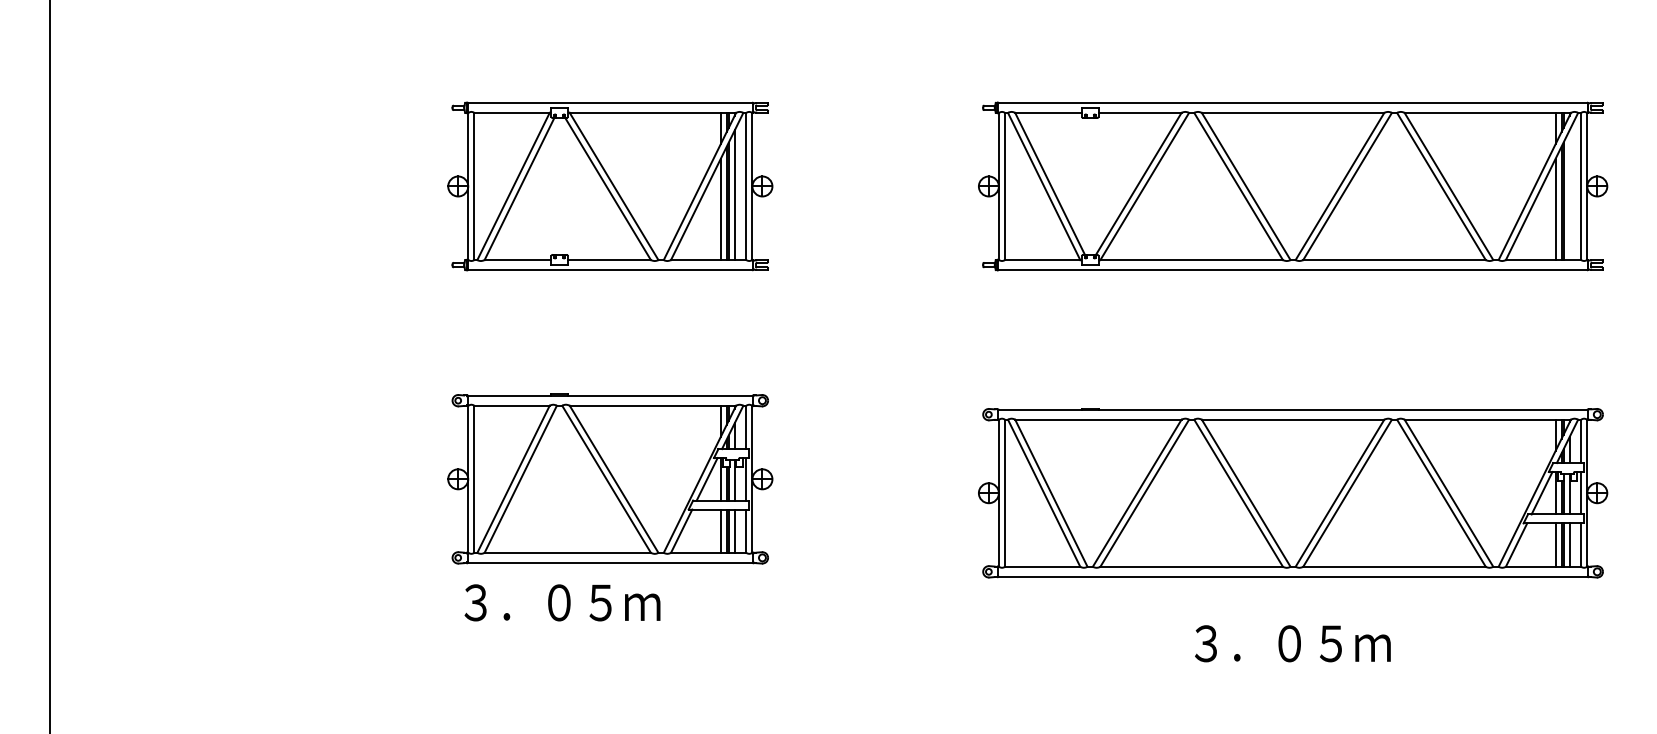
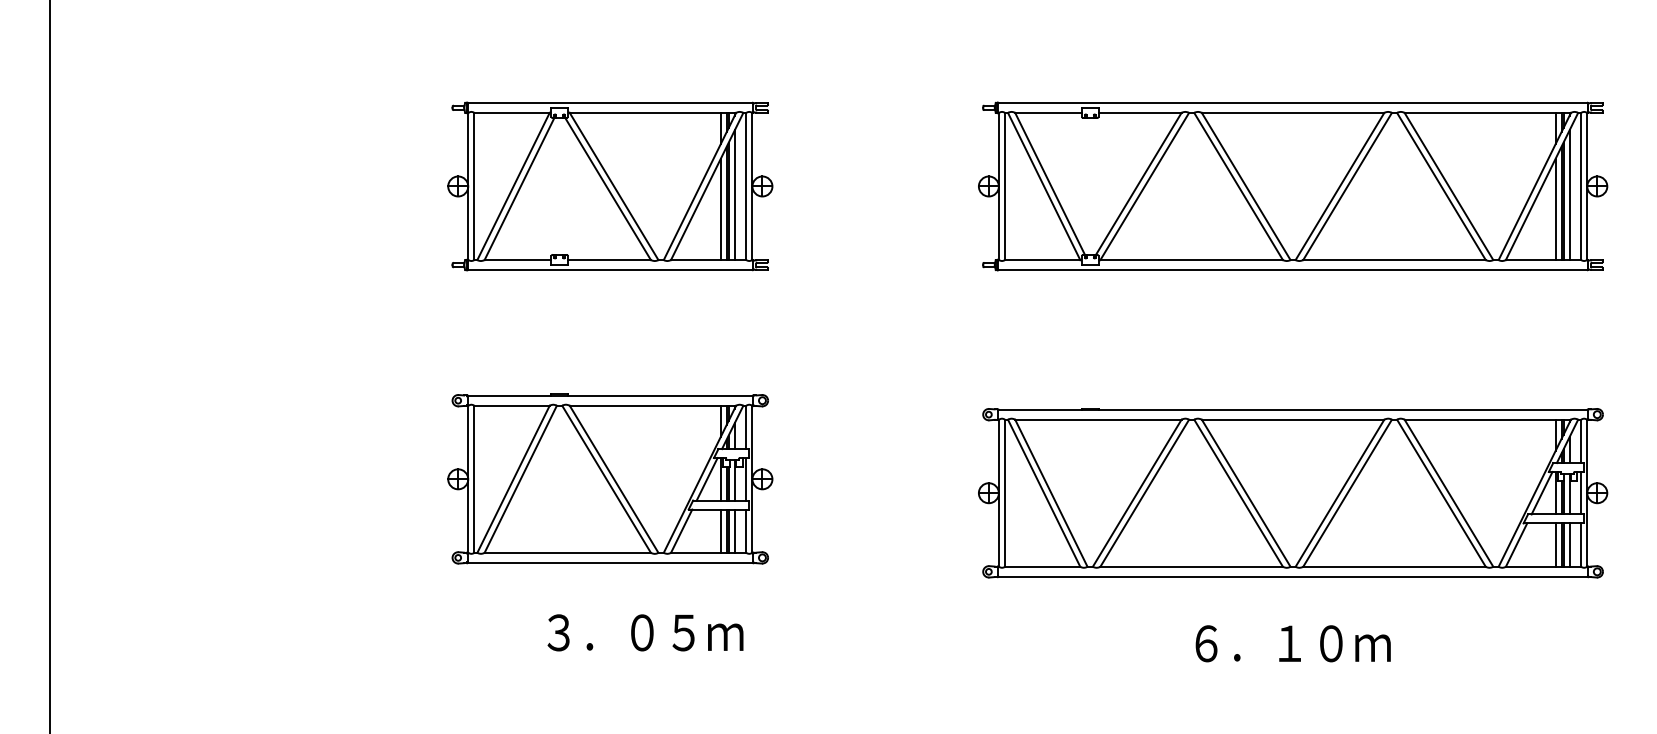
line: none -> present (1569, 195)
text position: (562, 602) -> (645, 632) (645, 632)
text: ３．０５ｍ -> ６．１０ｍ (1268, 643)
